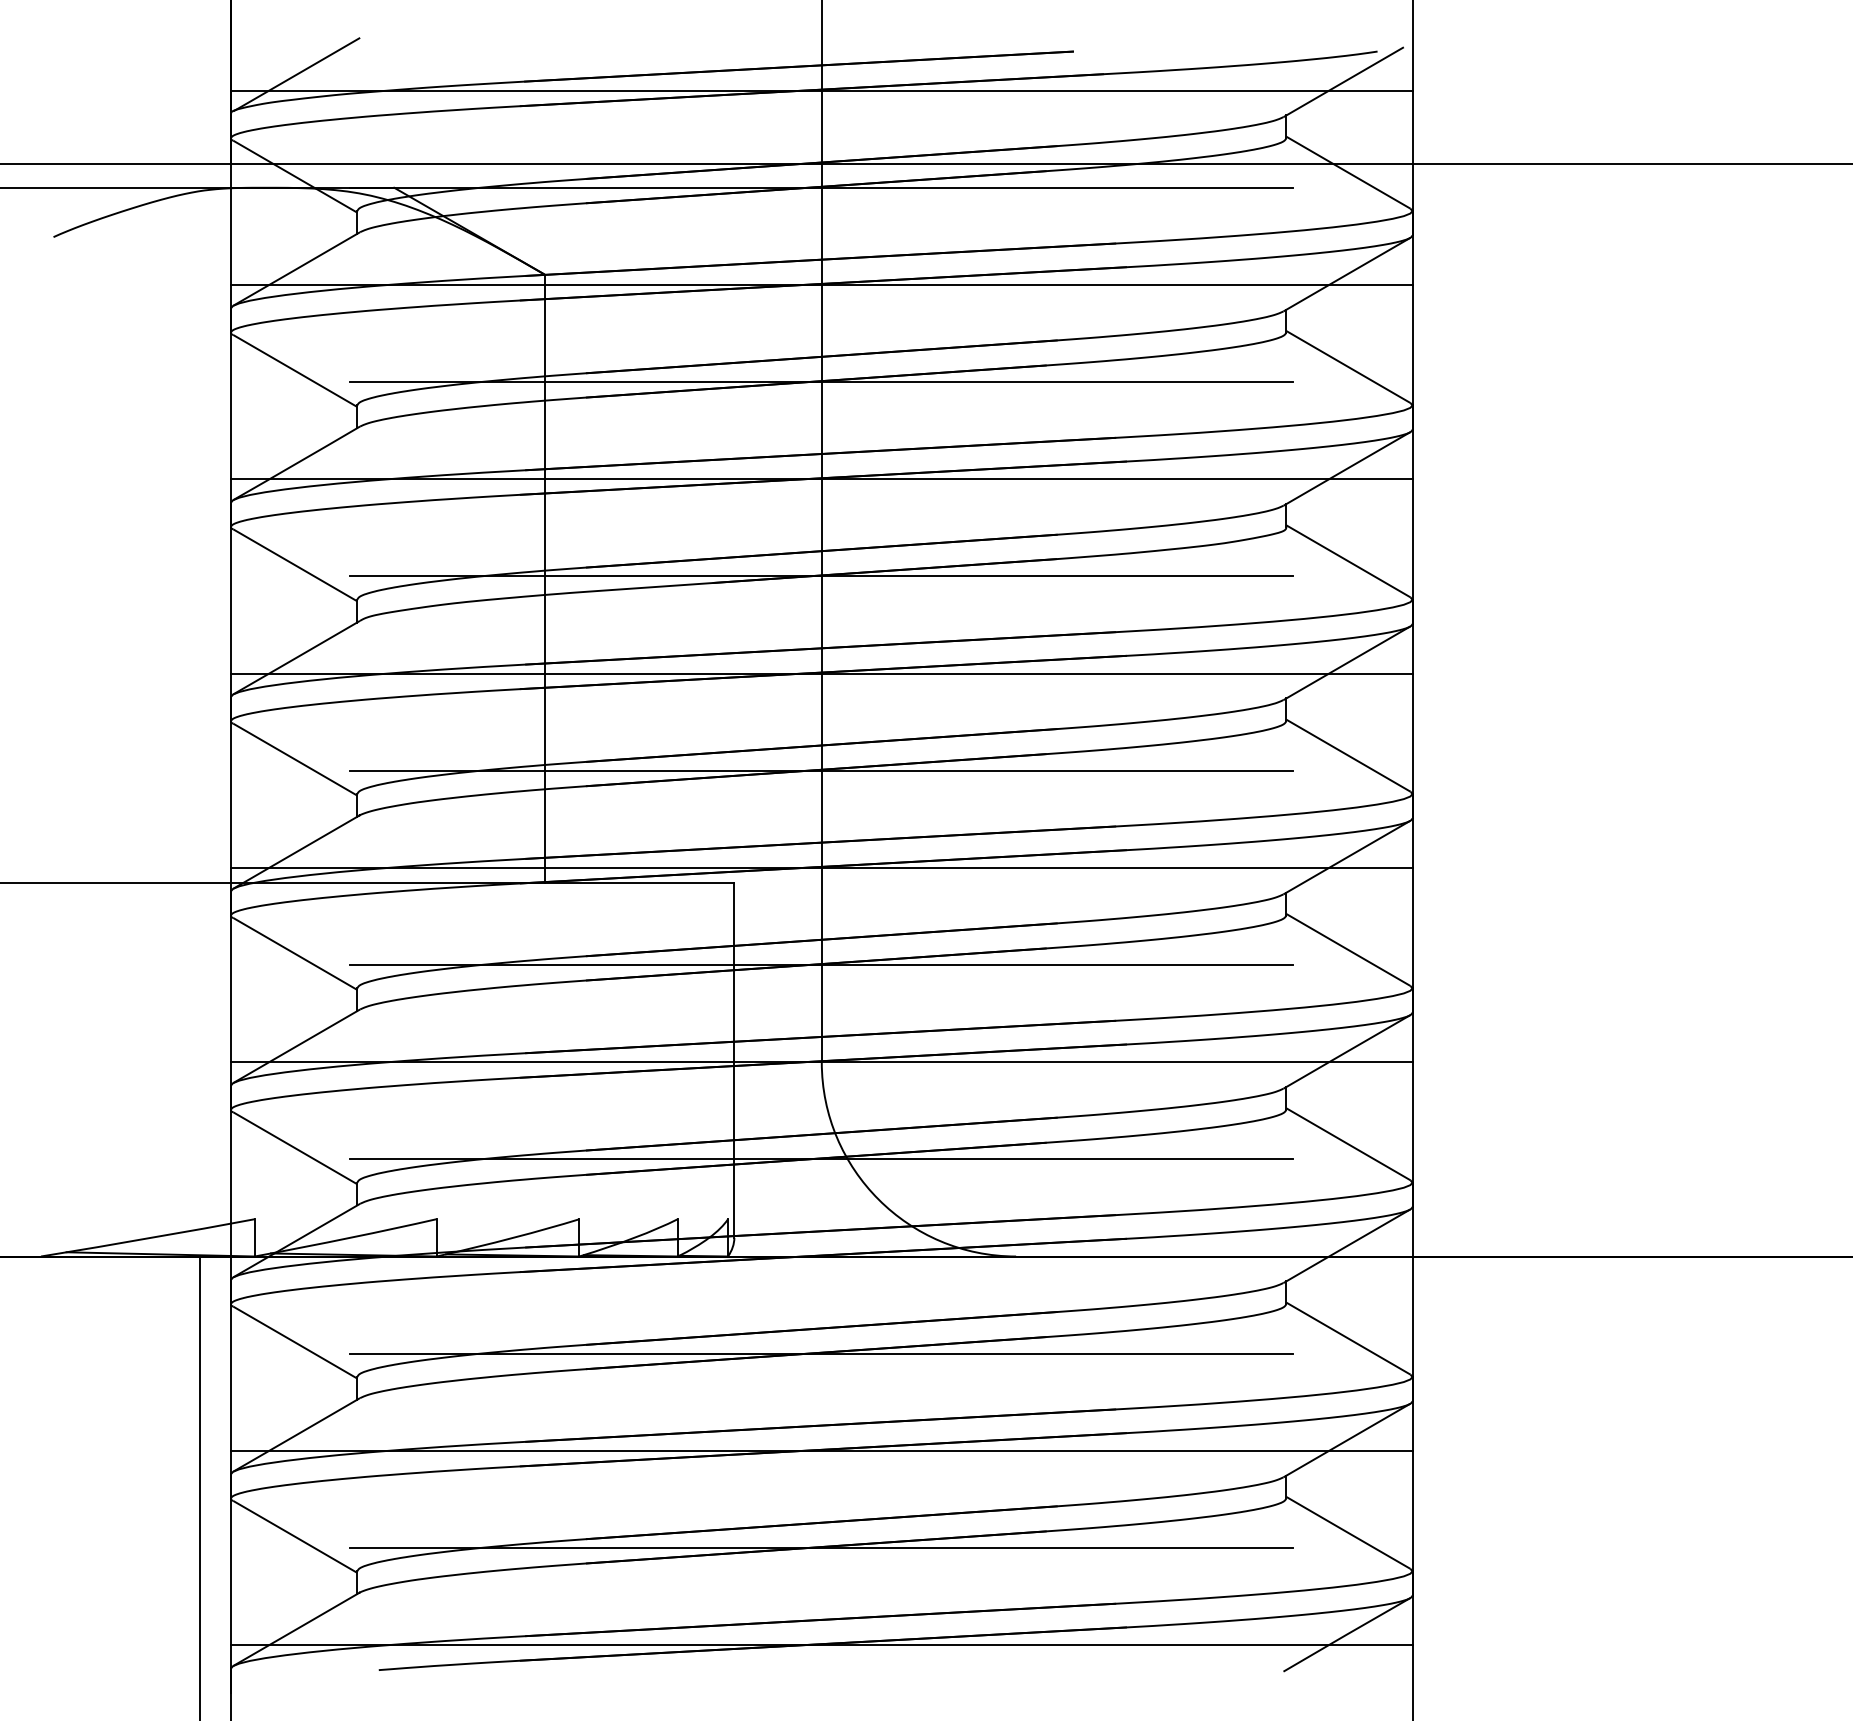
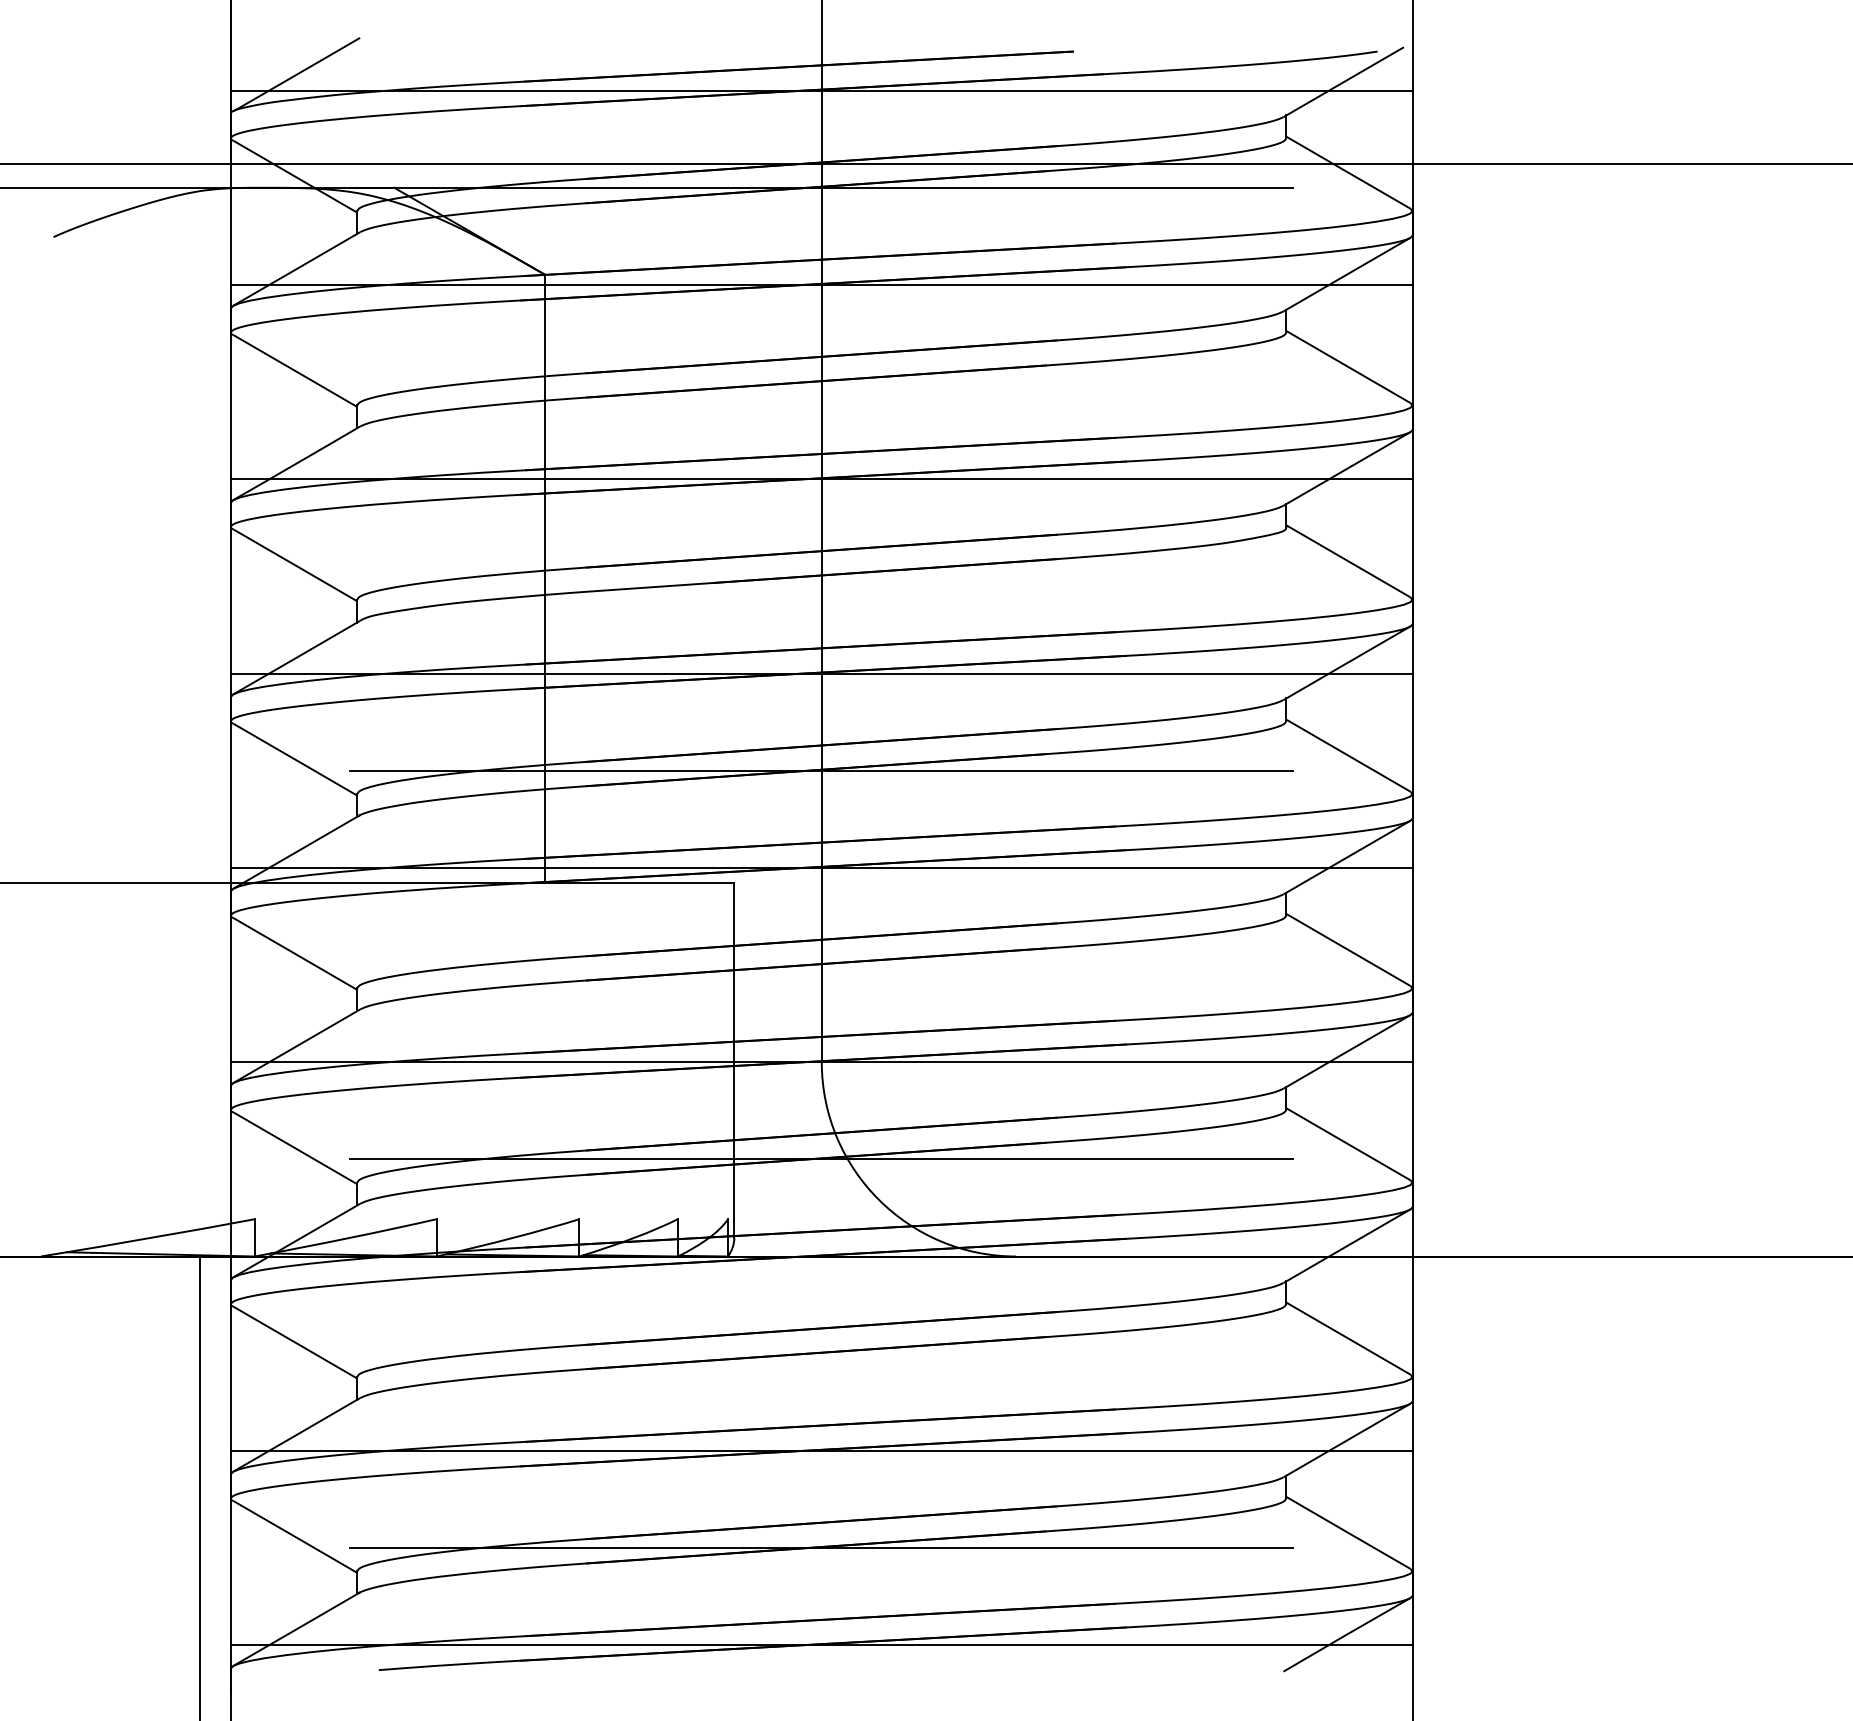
line: present -> none (821, 382)
line: present -> none (821, 576)
line: present -> none (821, 965)
line: present -> none (821, 1353)
